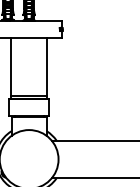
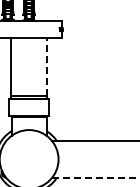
line: solid -> dashed (46, 66)
line: solid -> dashed (95, 178)
